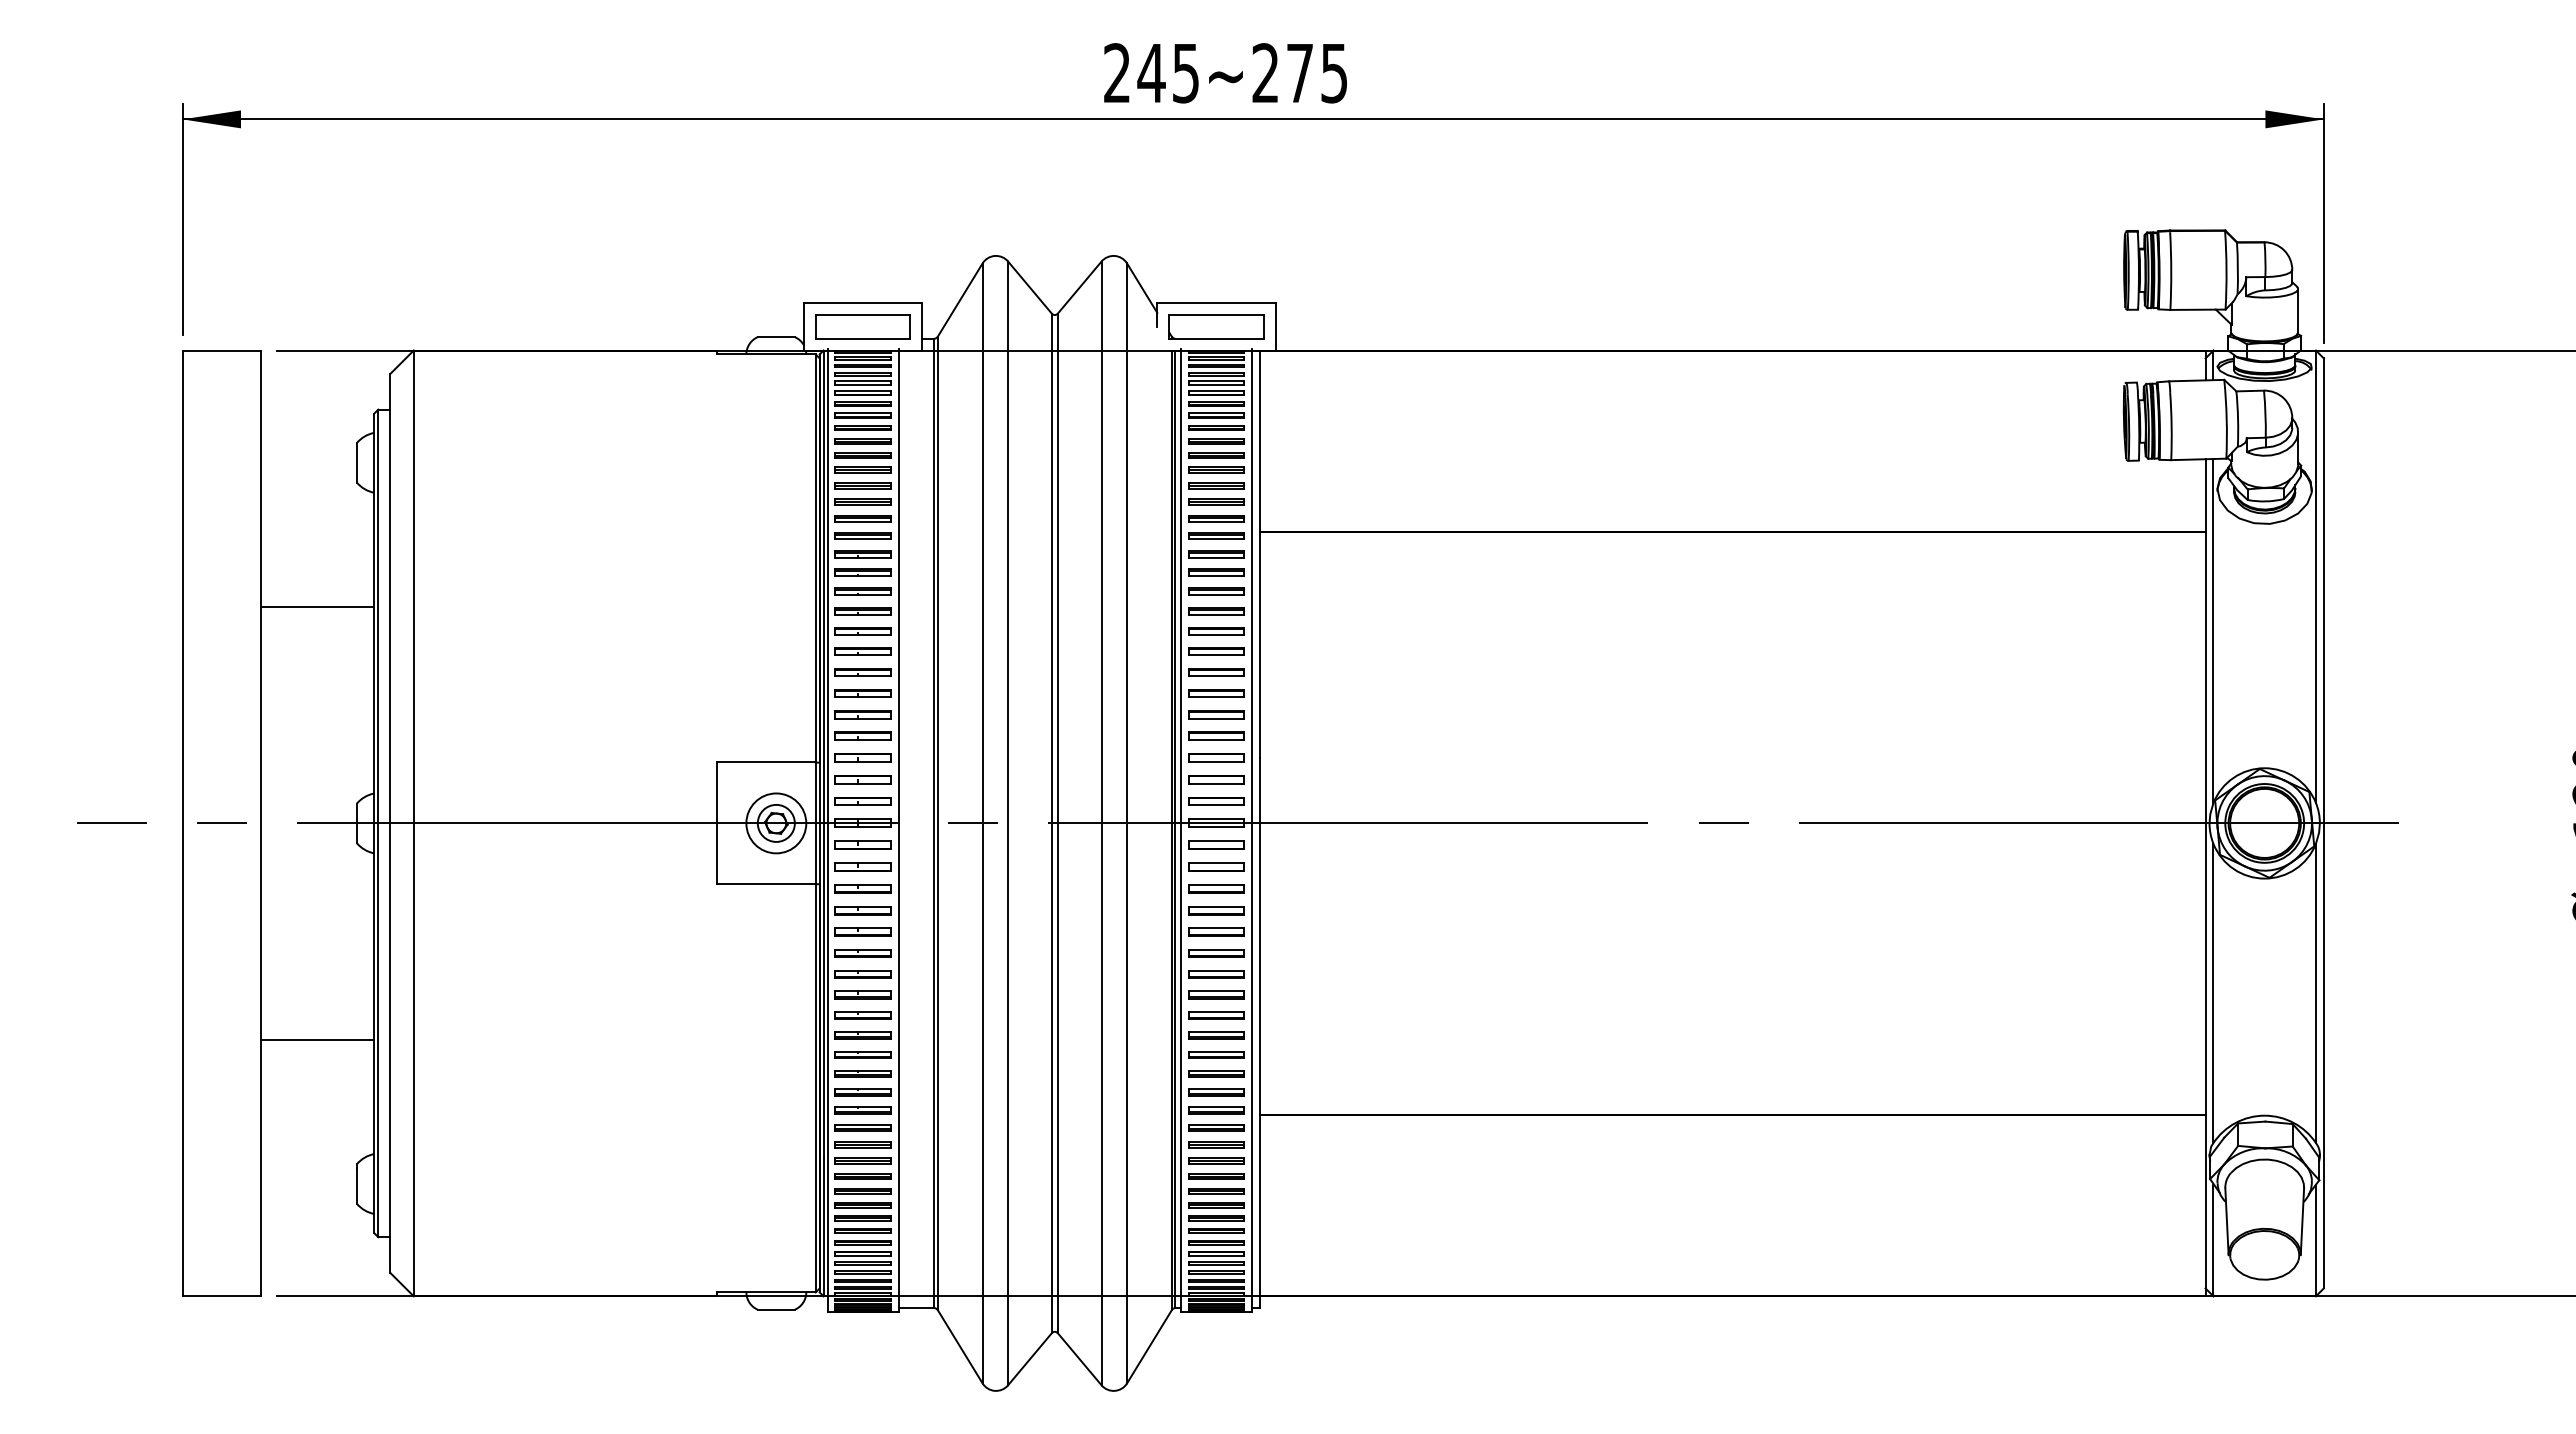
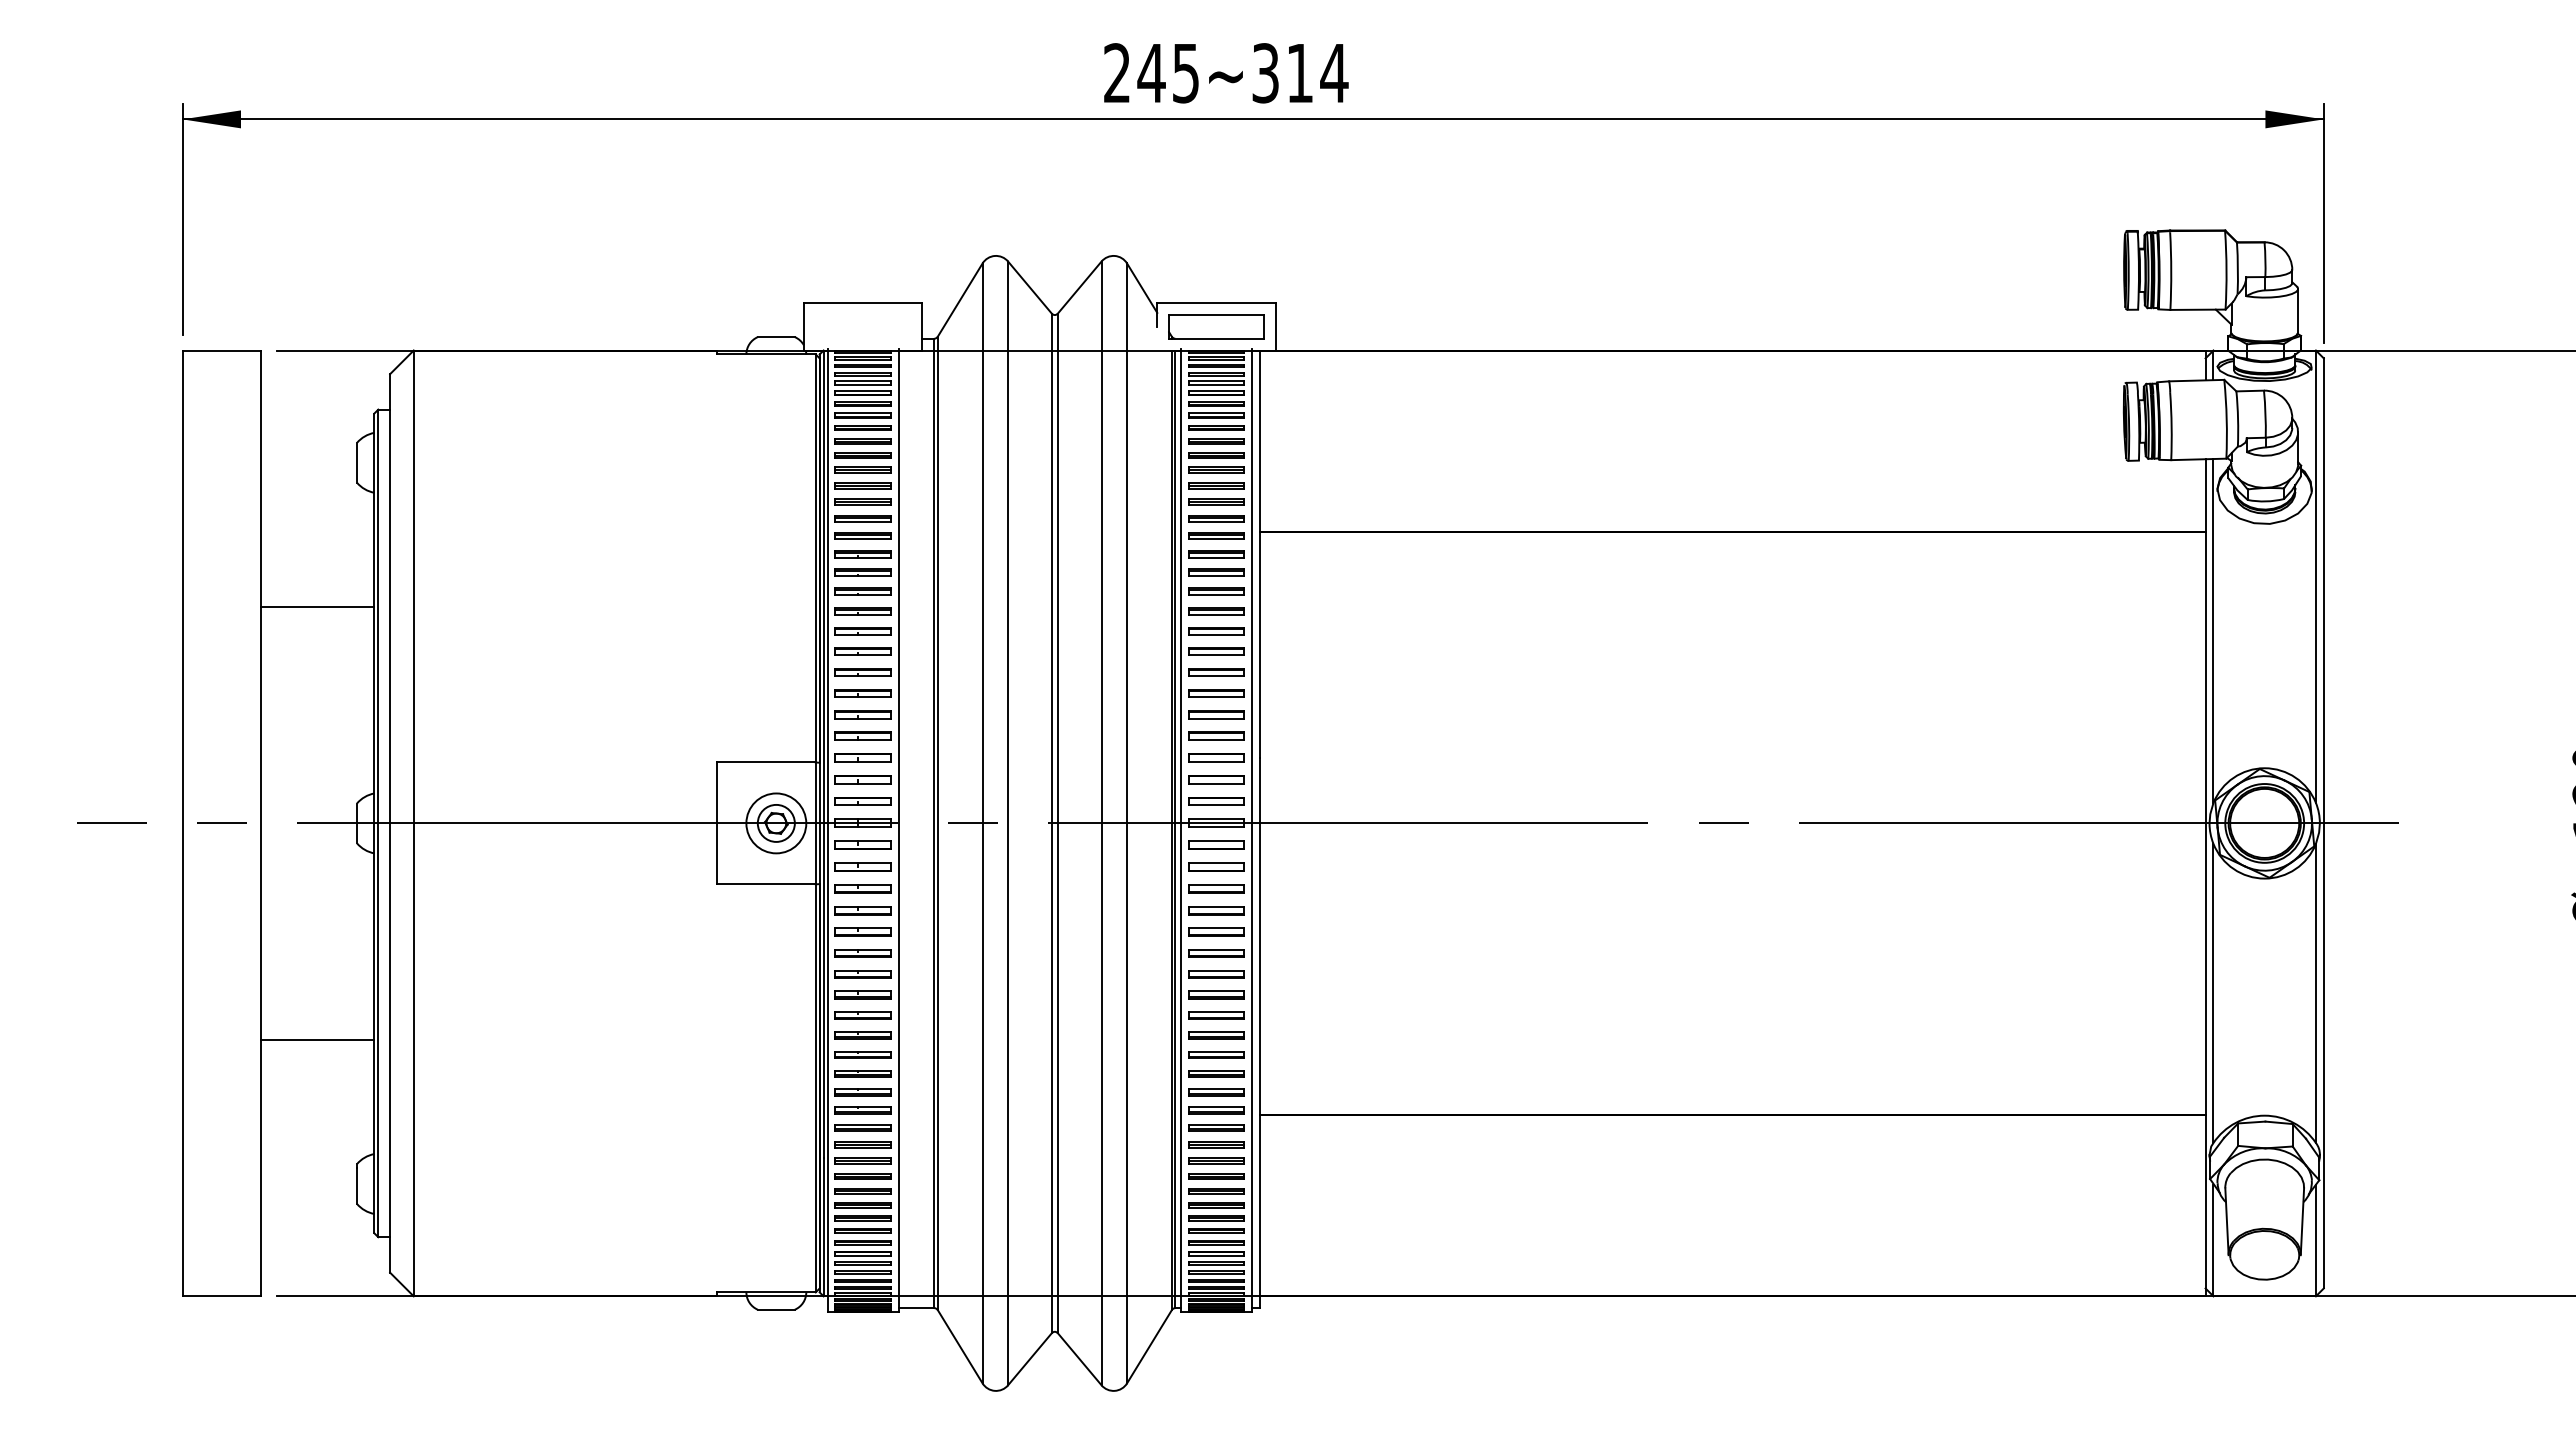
text: 245~275 -> 245~314 (1300, 73)
part: present -> none (862, 326)
